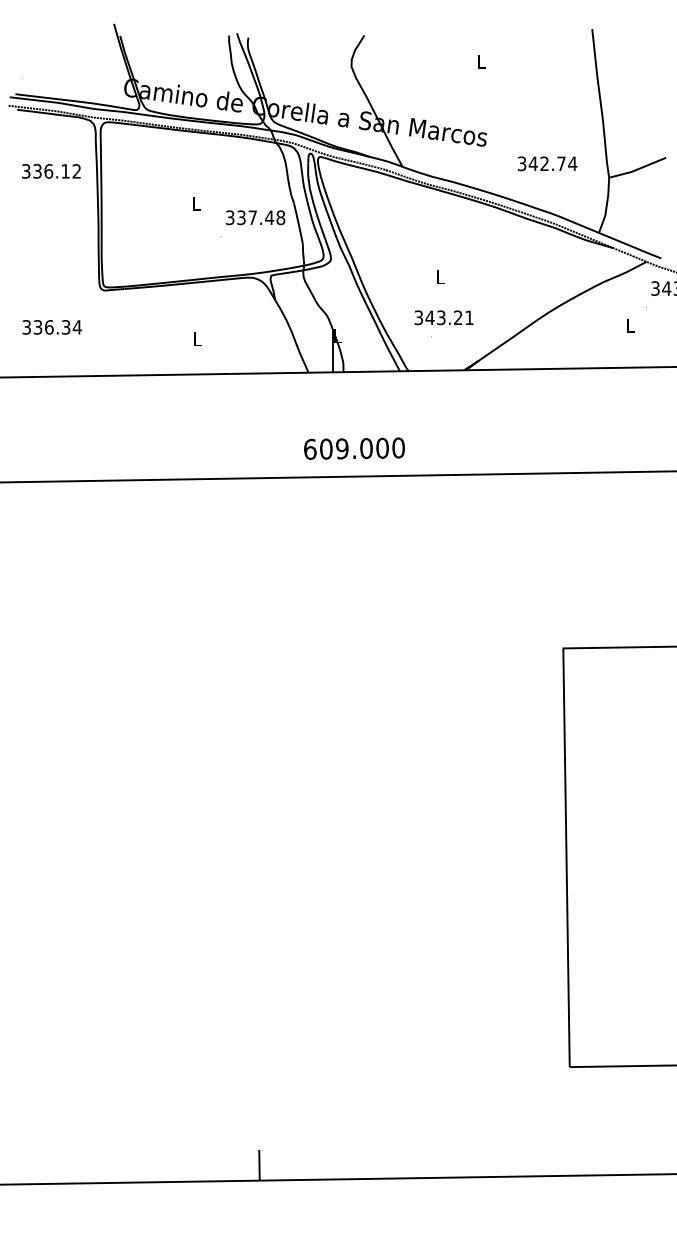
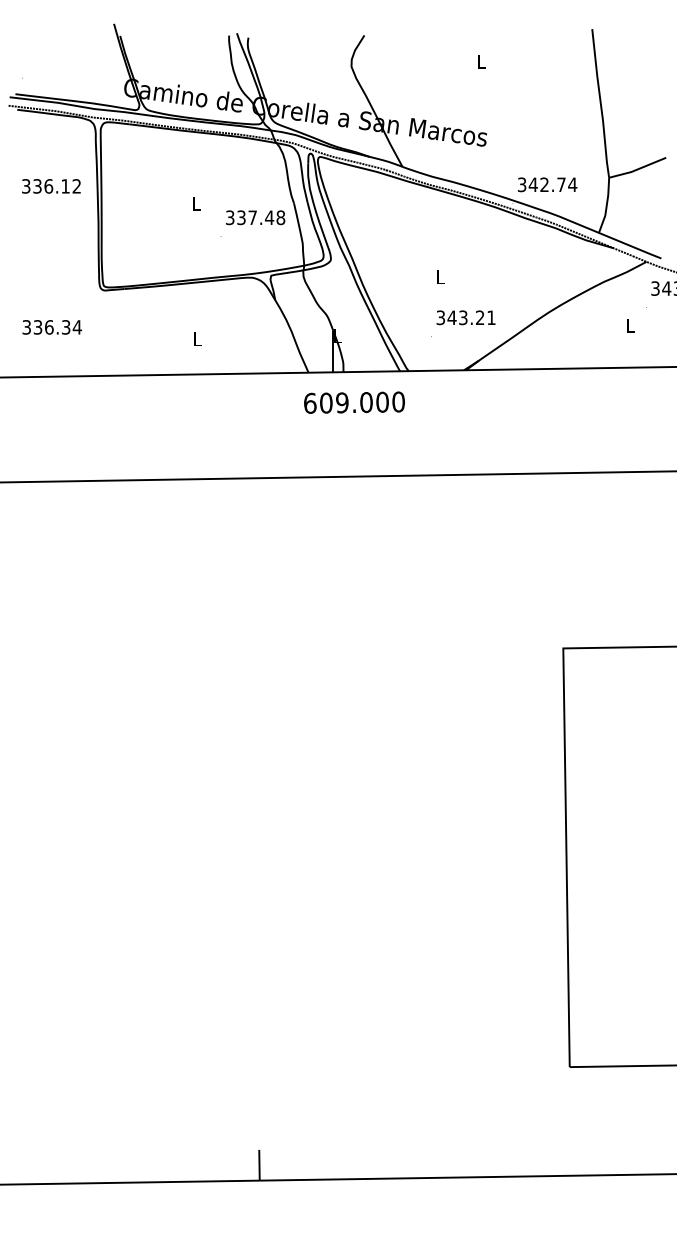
text position: (547, 163) -> (547, 184) (547, 184)
text position: (51, 171) -> (51, 186) (51, 186)
text position: (443, 317) -> (465, 317) (465, 317)
text position: (354, 448) -> (354, 402) (354, 402)
